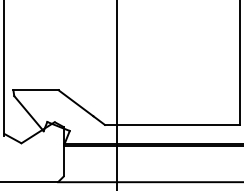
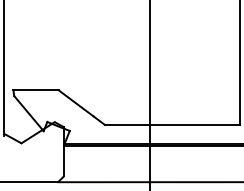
line position: (116, 94) -> (149, 94) (149, 94)
